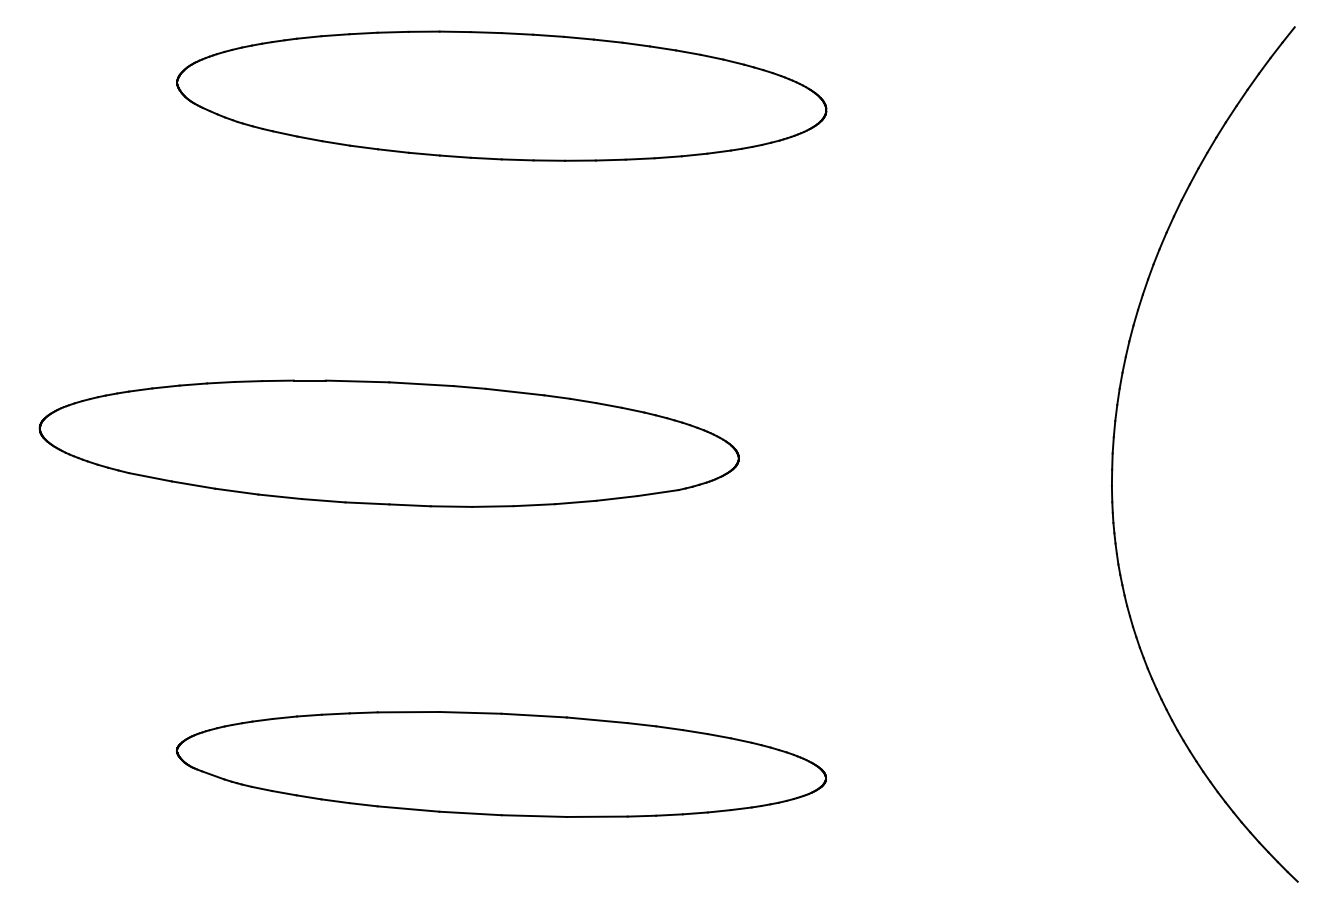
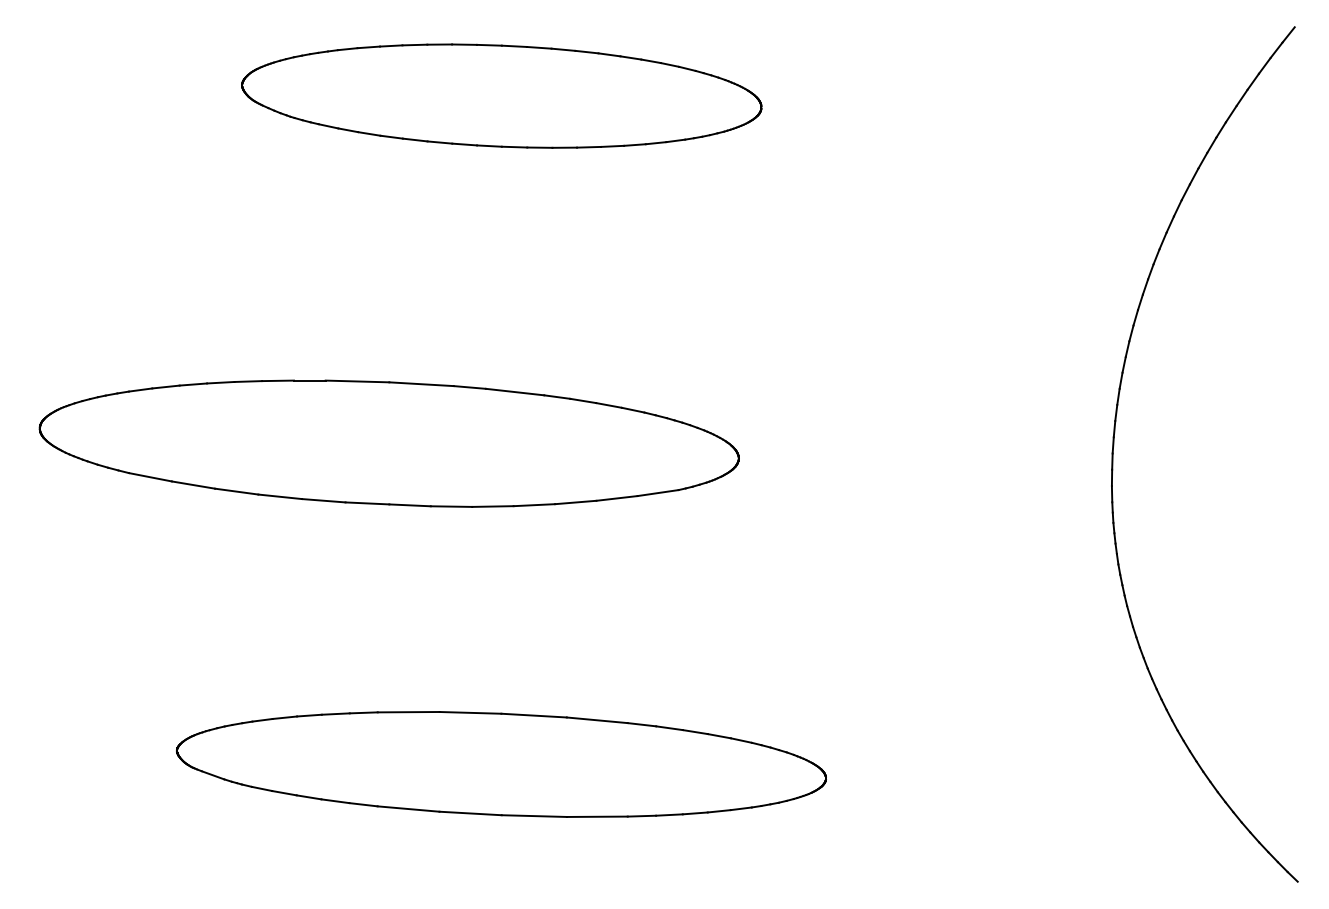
part size: 652x132 px -> 522x106 px (501, 95)
